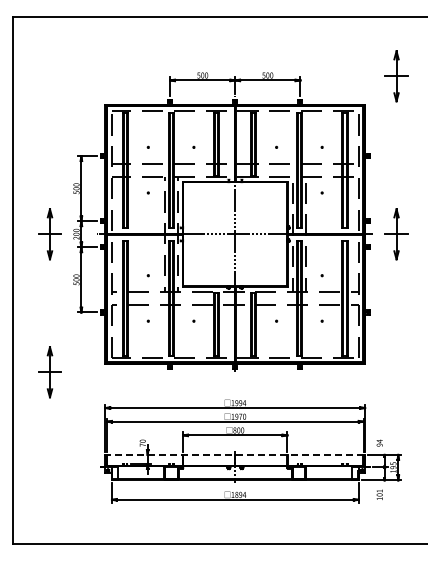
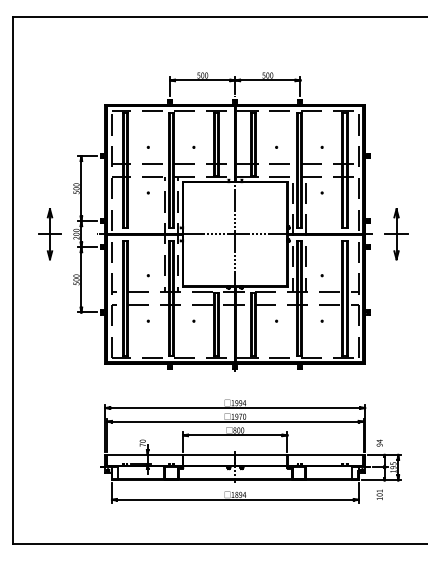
part: present -> none (396, 76)
part: present -> none (49, 372)
line: dashed -> solid (234, 454)
